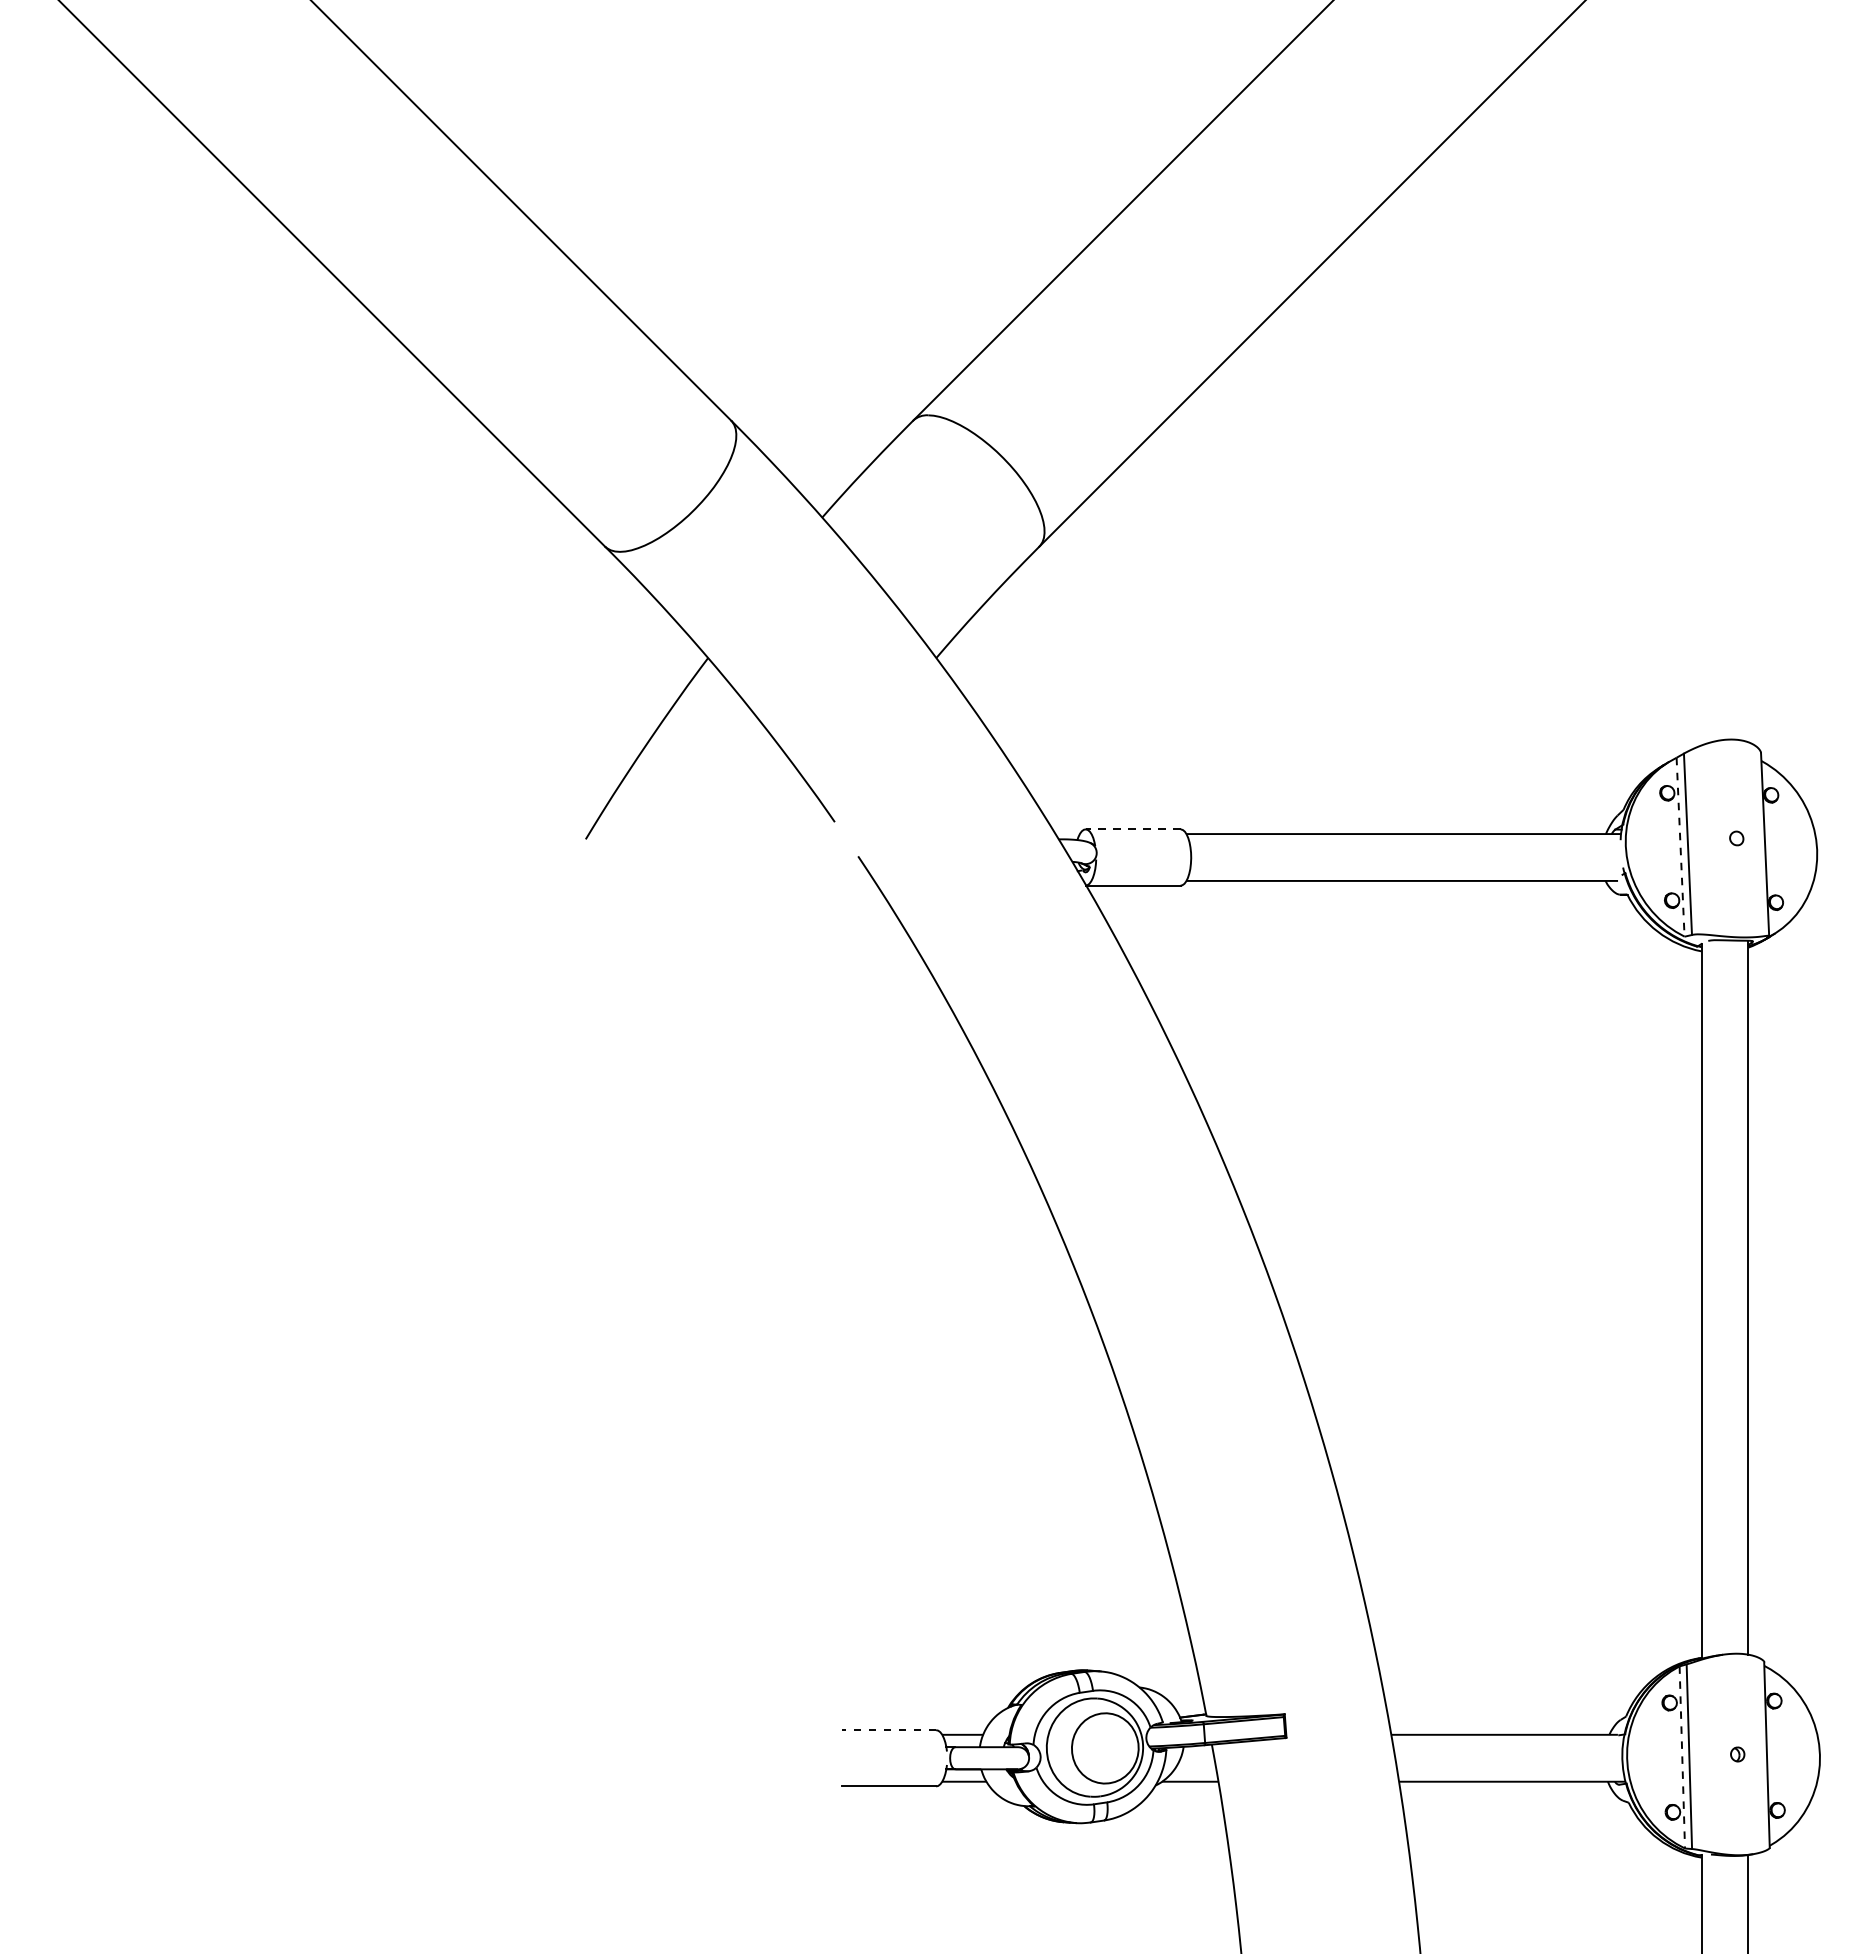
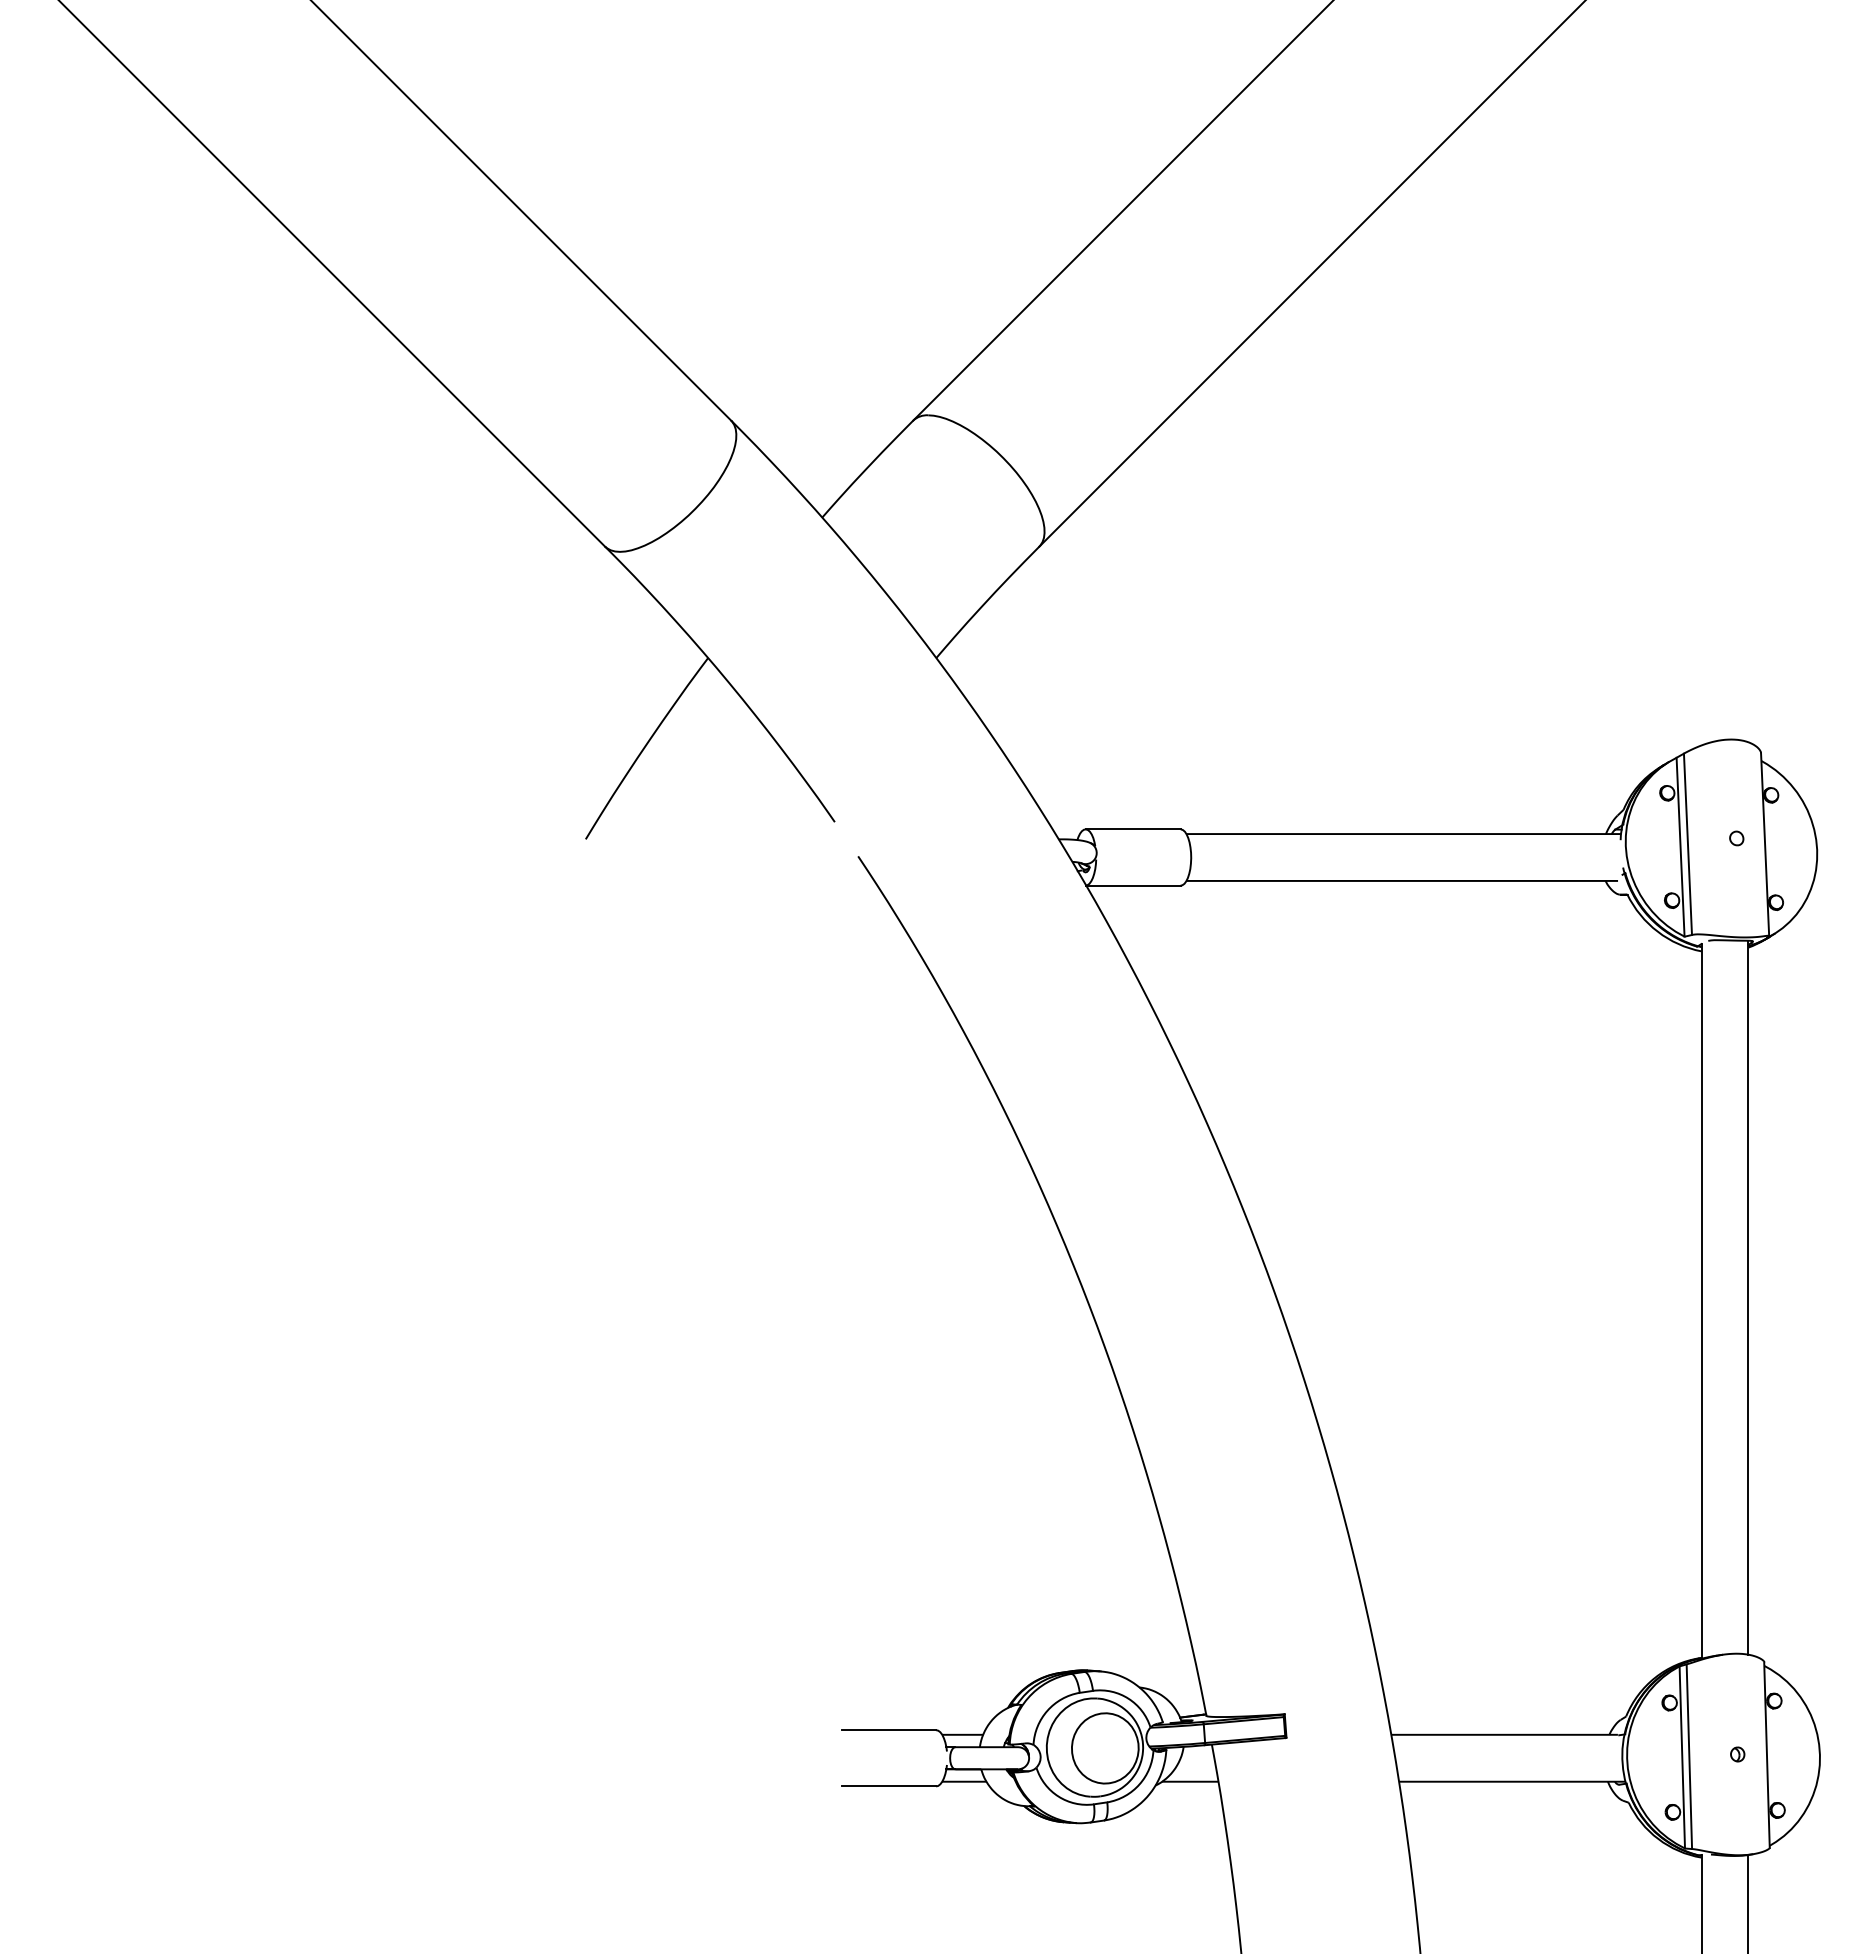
line: dashed -> solid (1132, 829)
line: dashed -> solid (1680, 847)
line: dashed -> solid (889, 1730)
line: dashed -> solid (1682, 1757)
